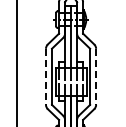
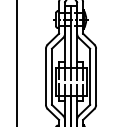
line: dashed -> solid (46, 77)
line: dashed -> solid (96, 77)
